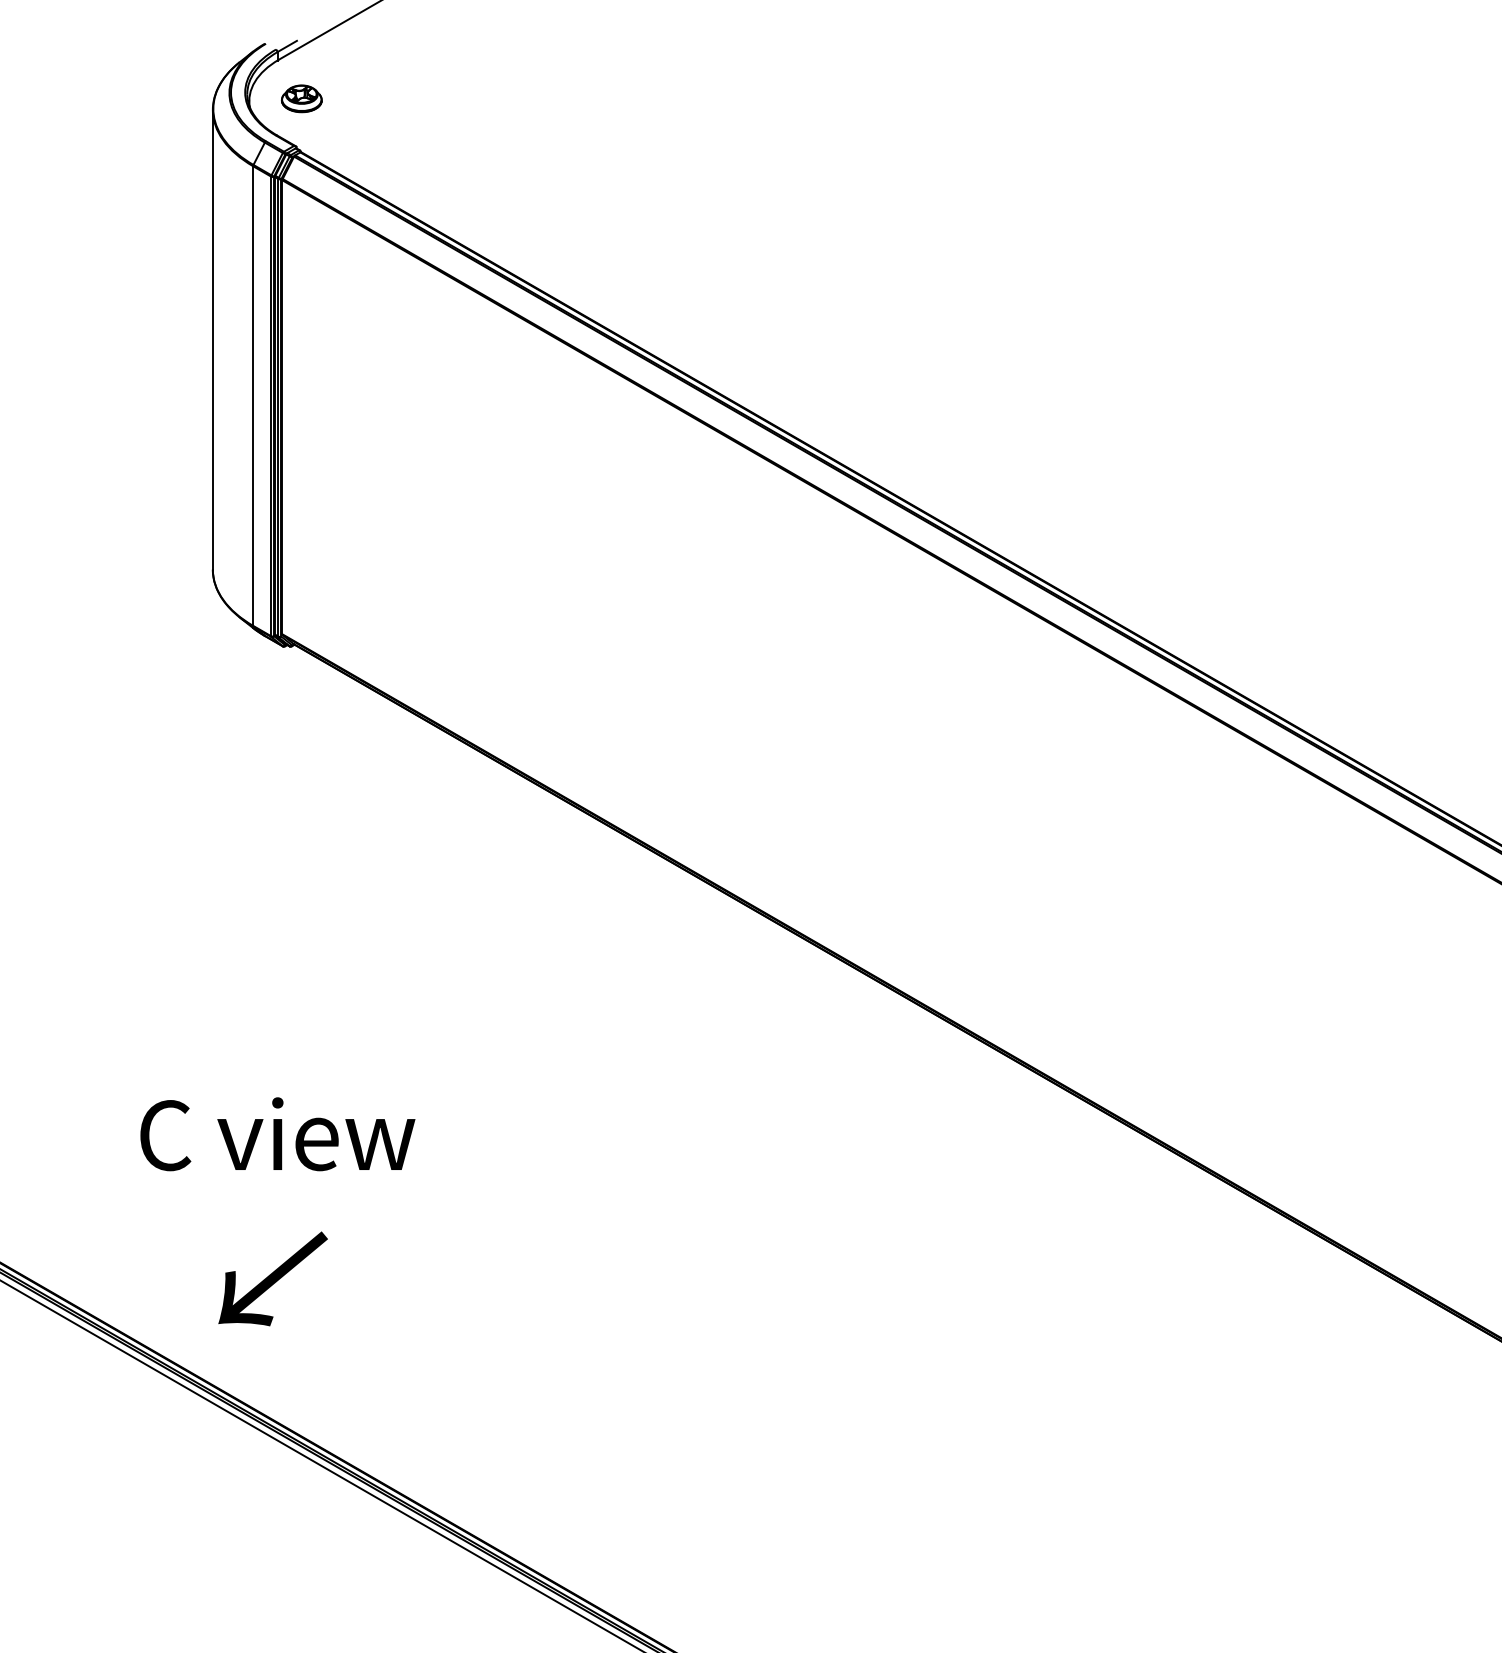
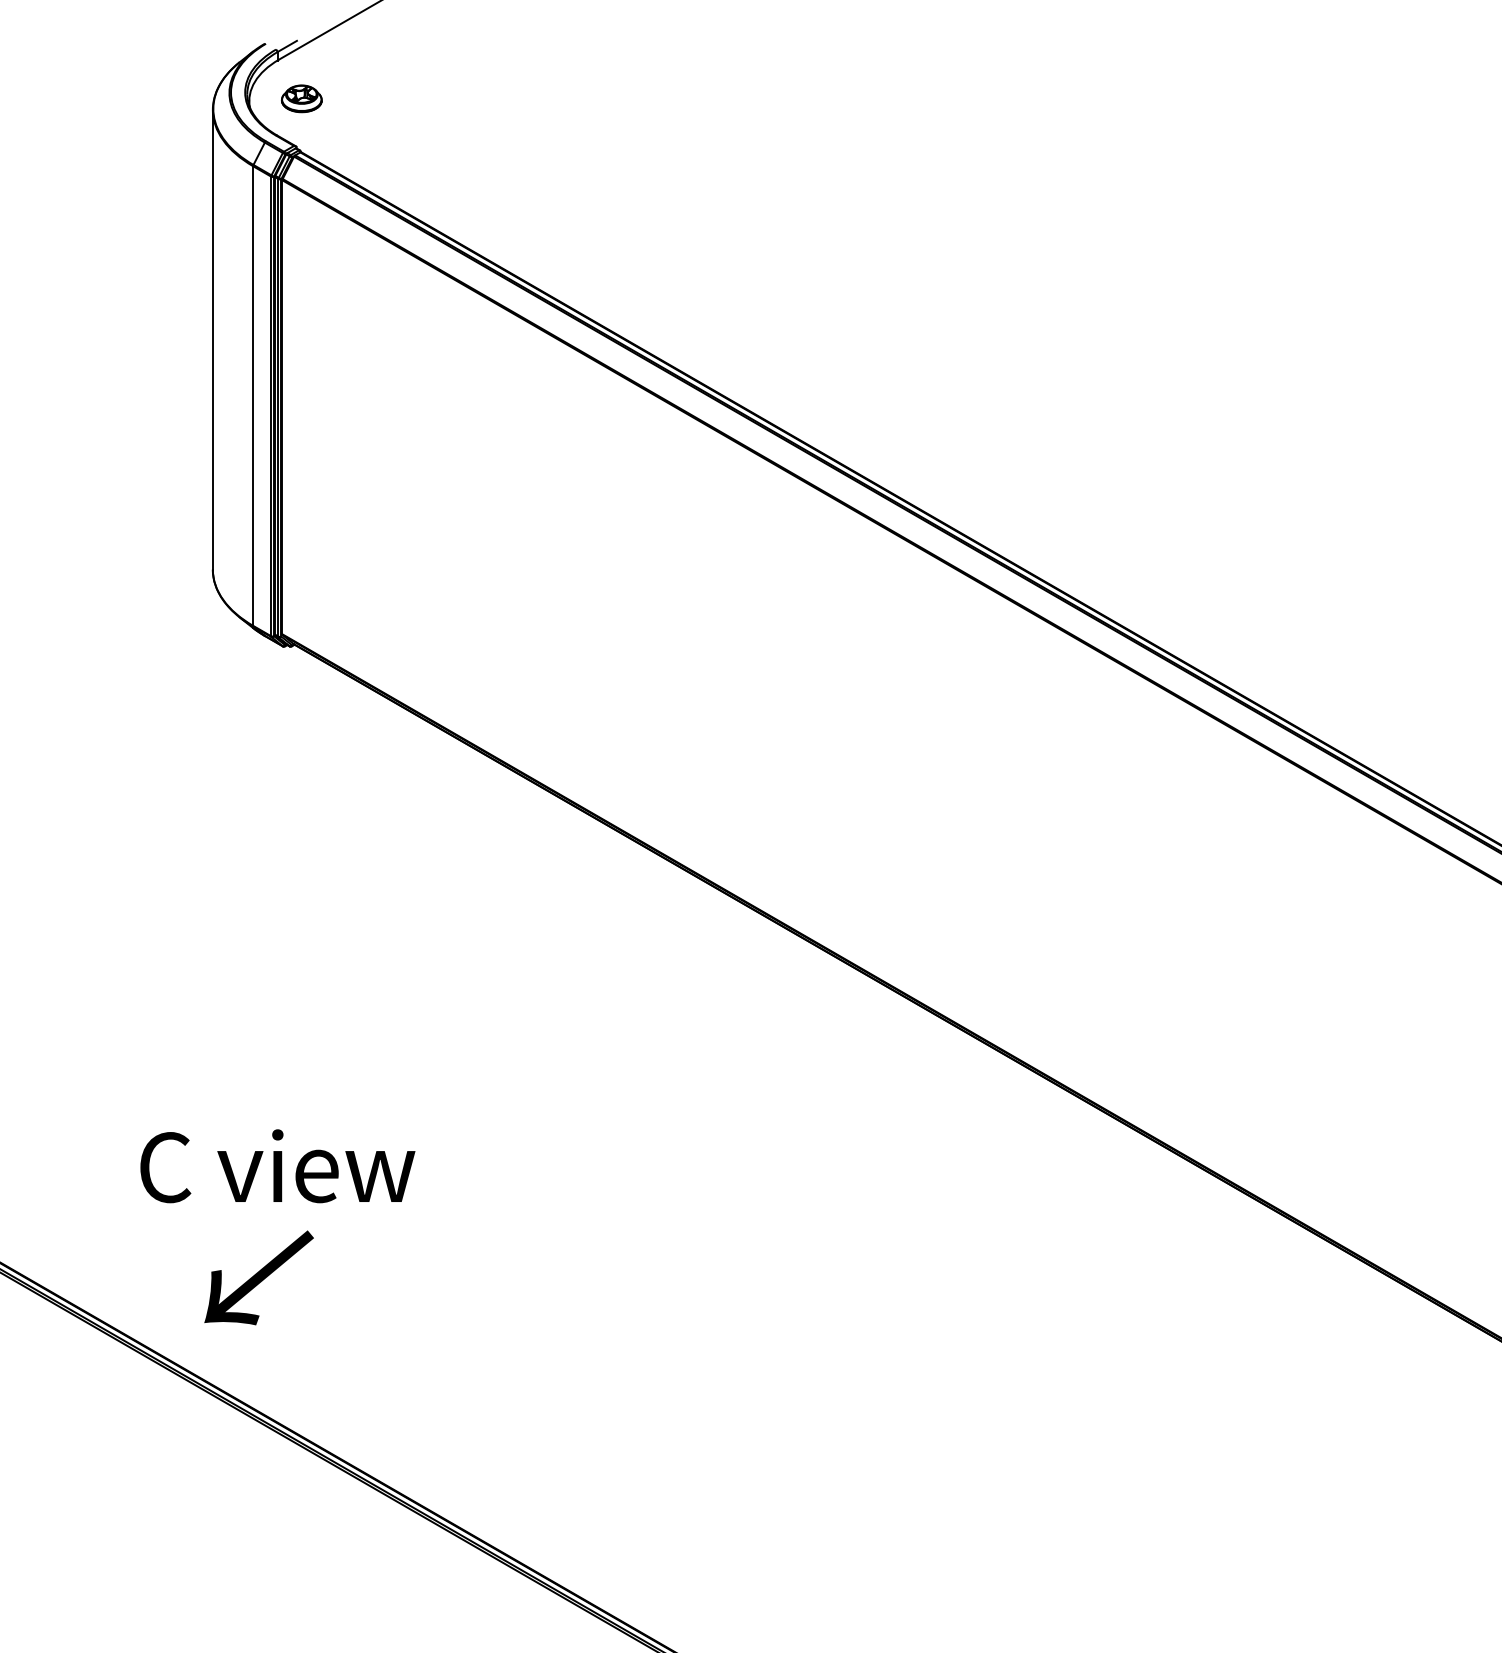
text position: (277, 1134) -> (277, 1166) (277, 1166)
text position: (272, 1278) -> (258, 1277) (258, 1277)
line: present -> none (320, 1465)
